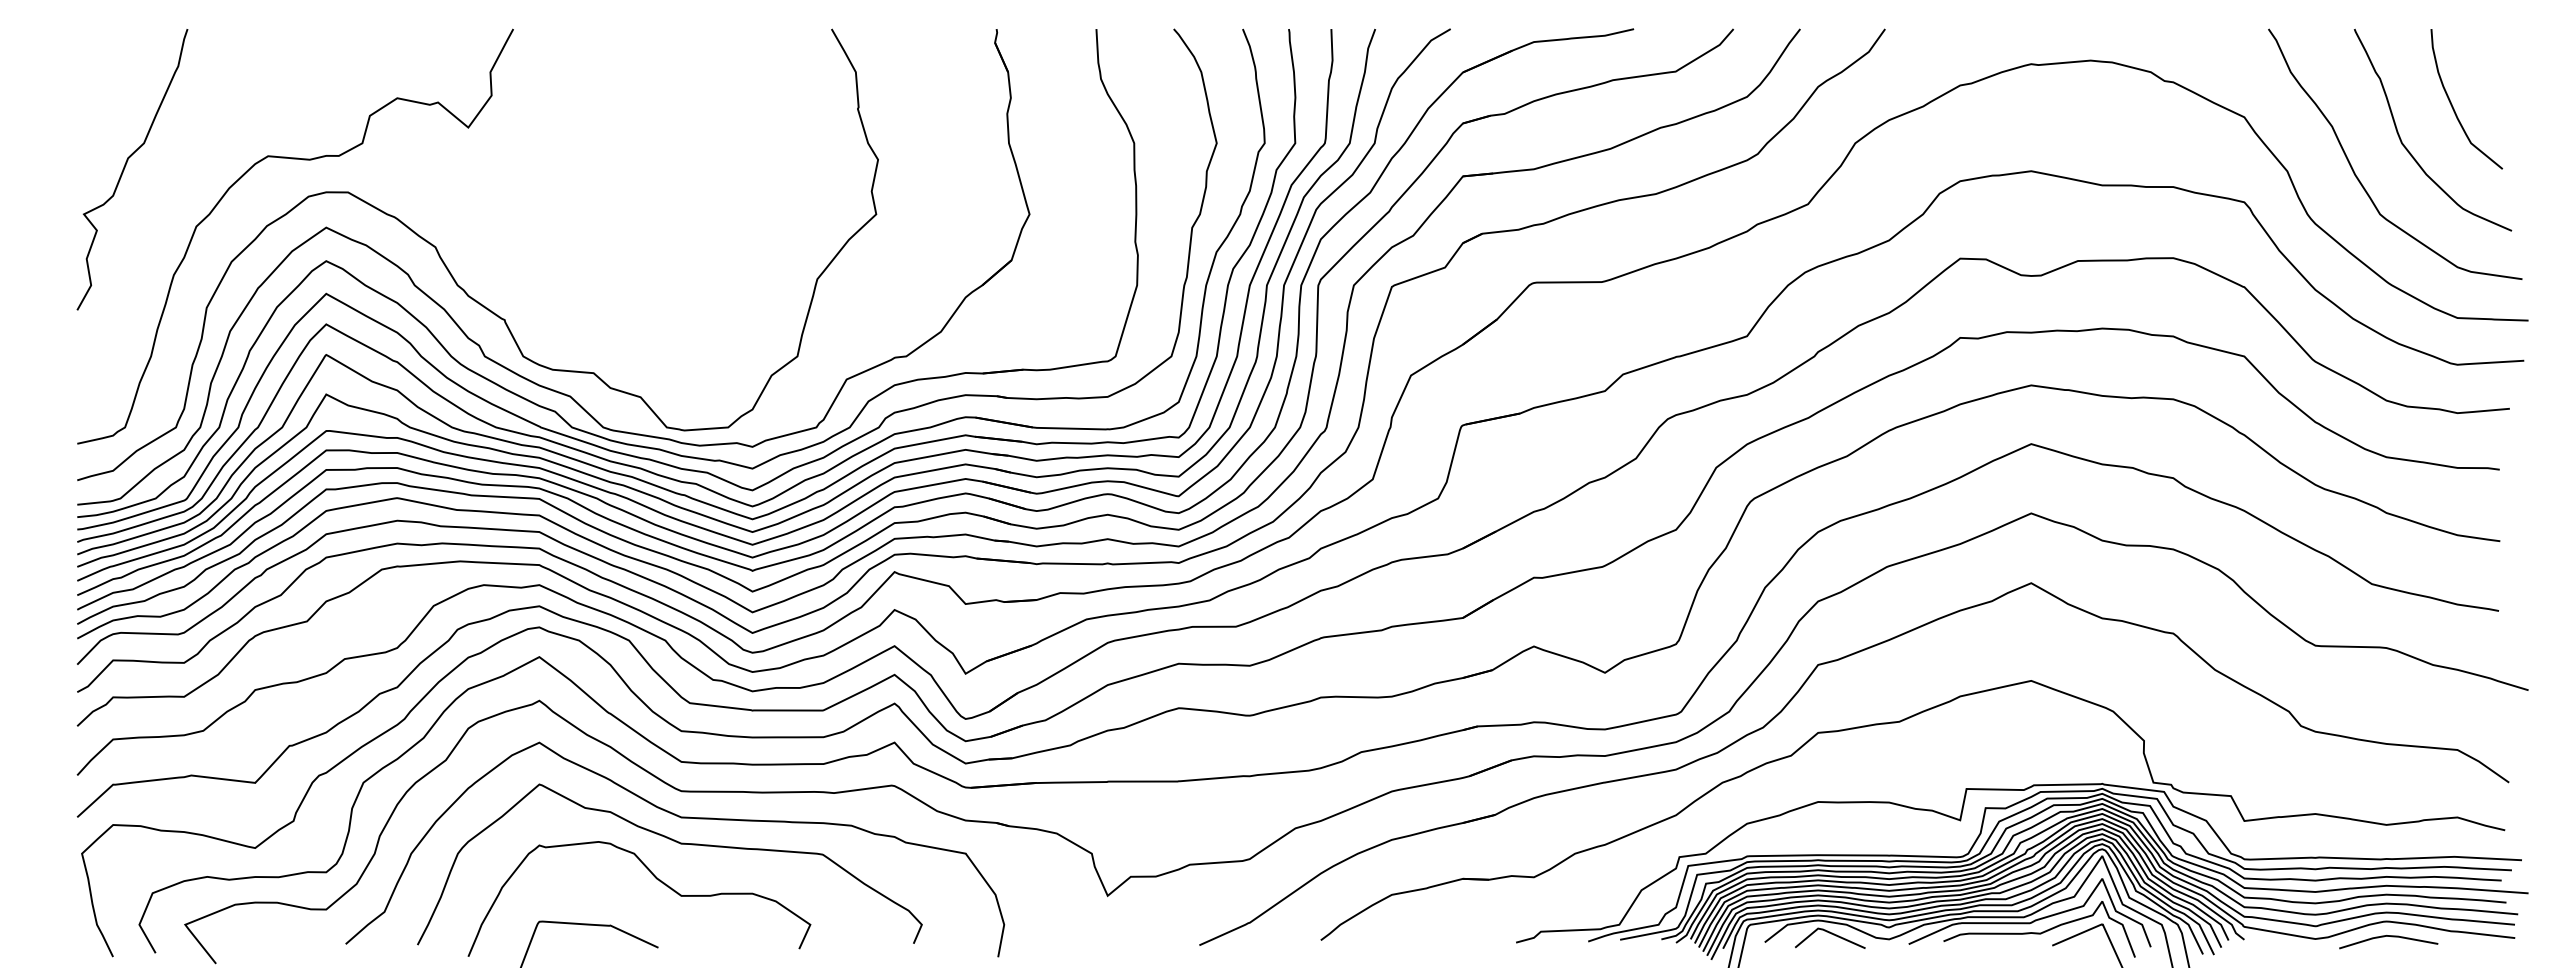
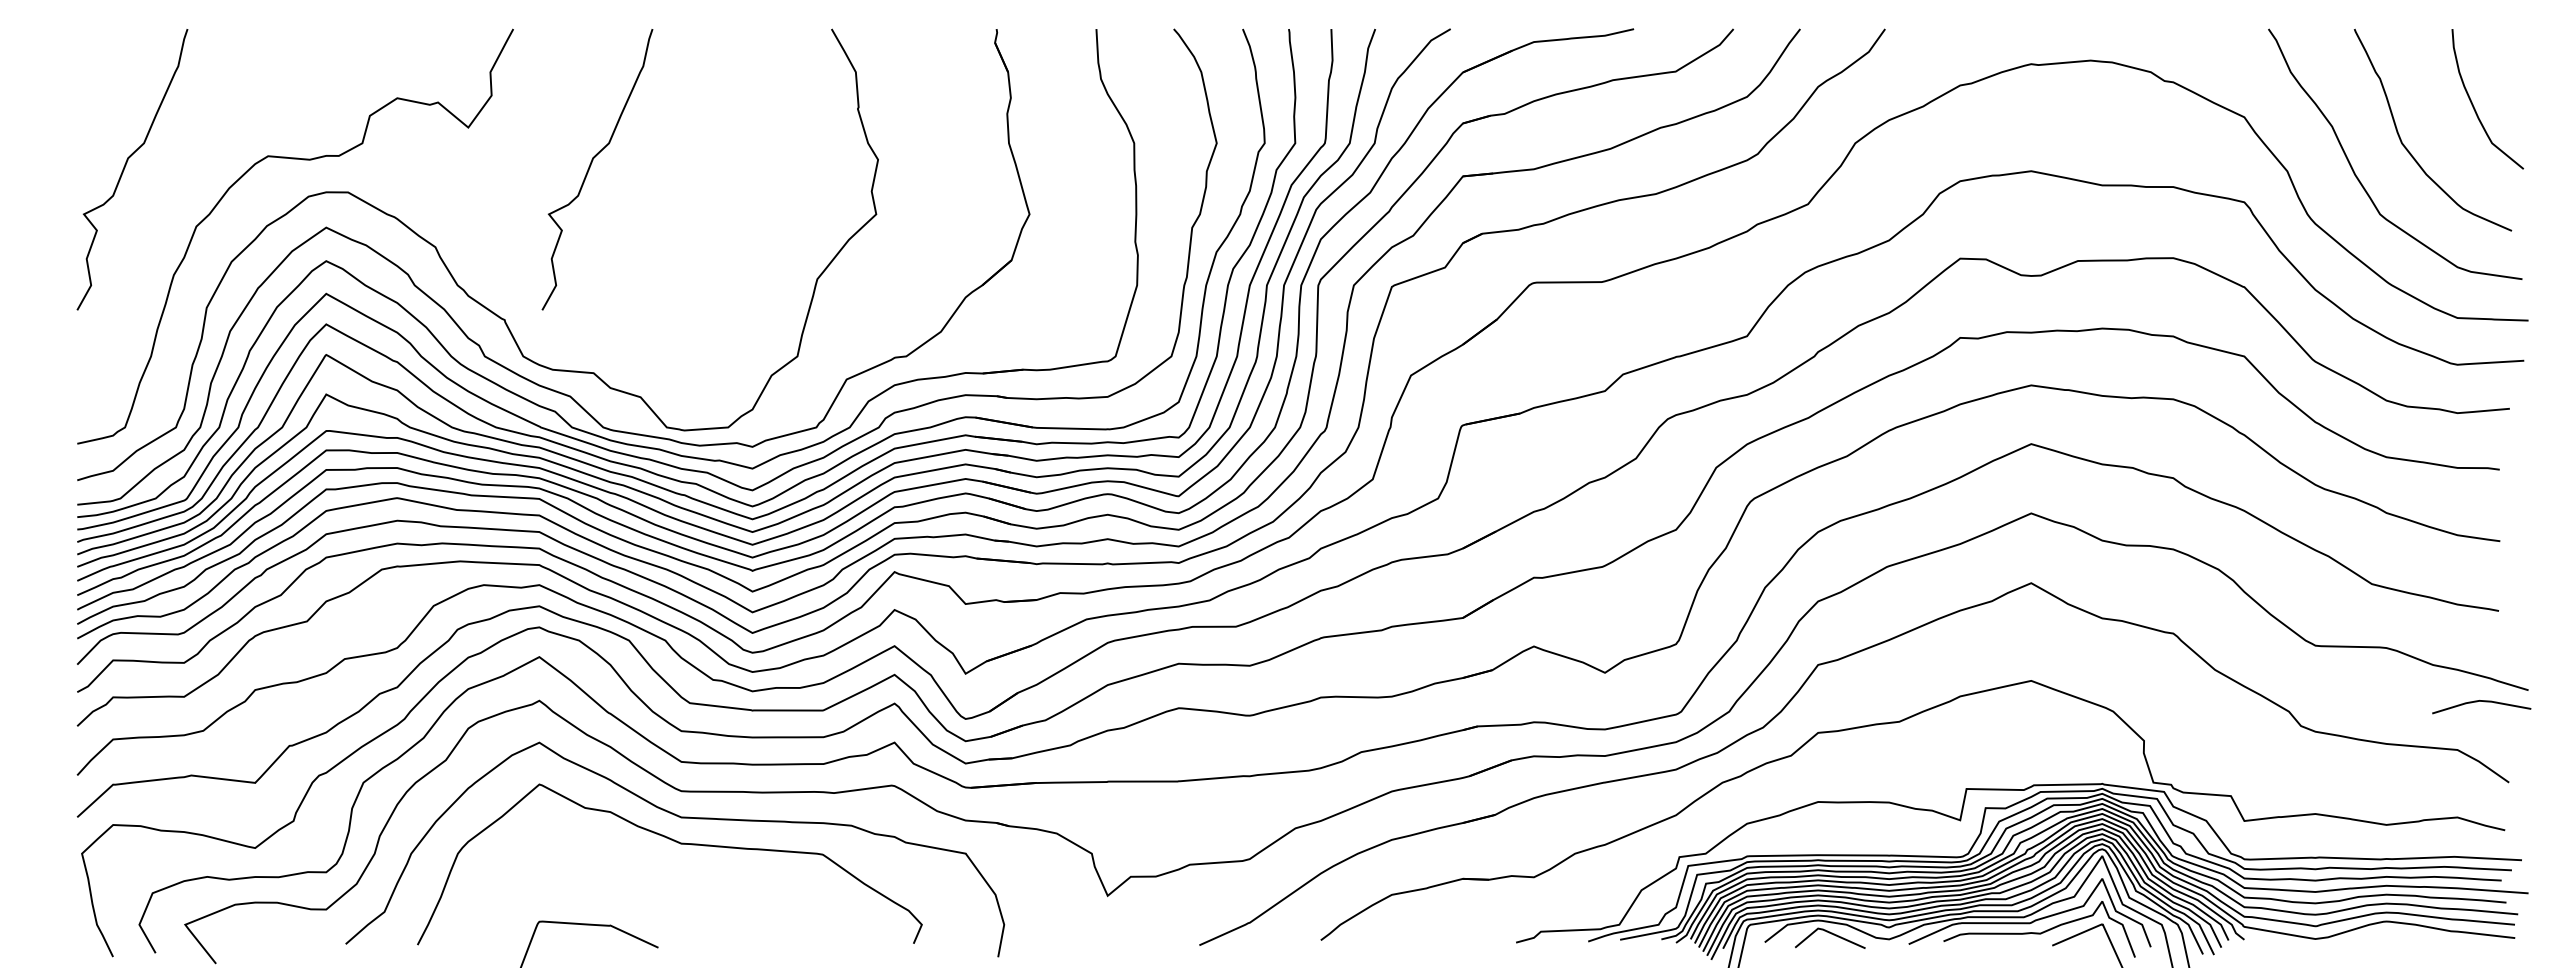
curve position: (2453, 106) -> (2474, 106) (2474, 106)
curve: none -> present (591, 165)
curve: present -> none (656, 879)
line position: (2391, 937) -> (2484, 702) (2484, 702)
